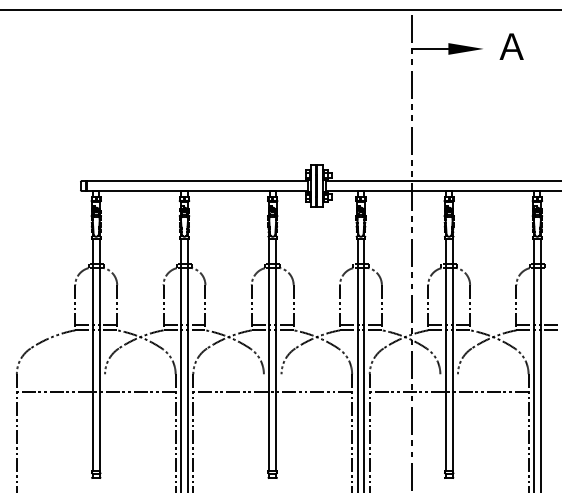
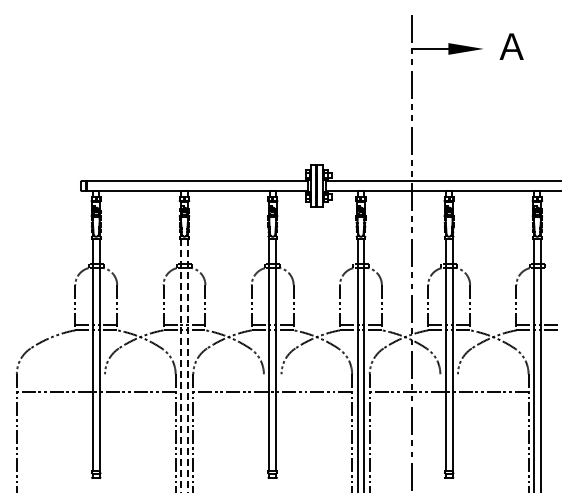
line: present -> none (280, 9)
line: solid -> dashed (181, 365)
line: solid -> dashed (187, 365)
